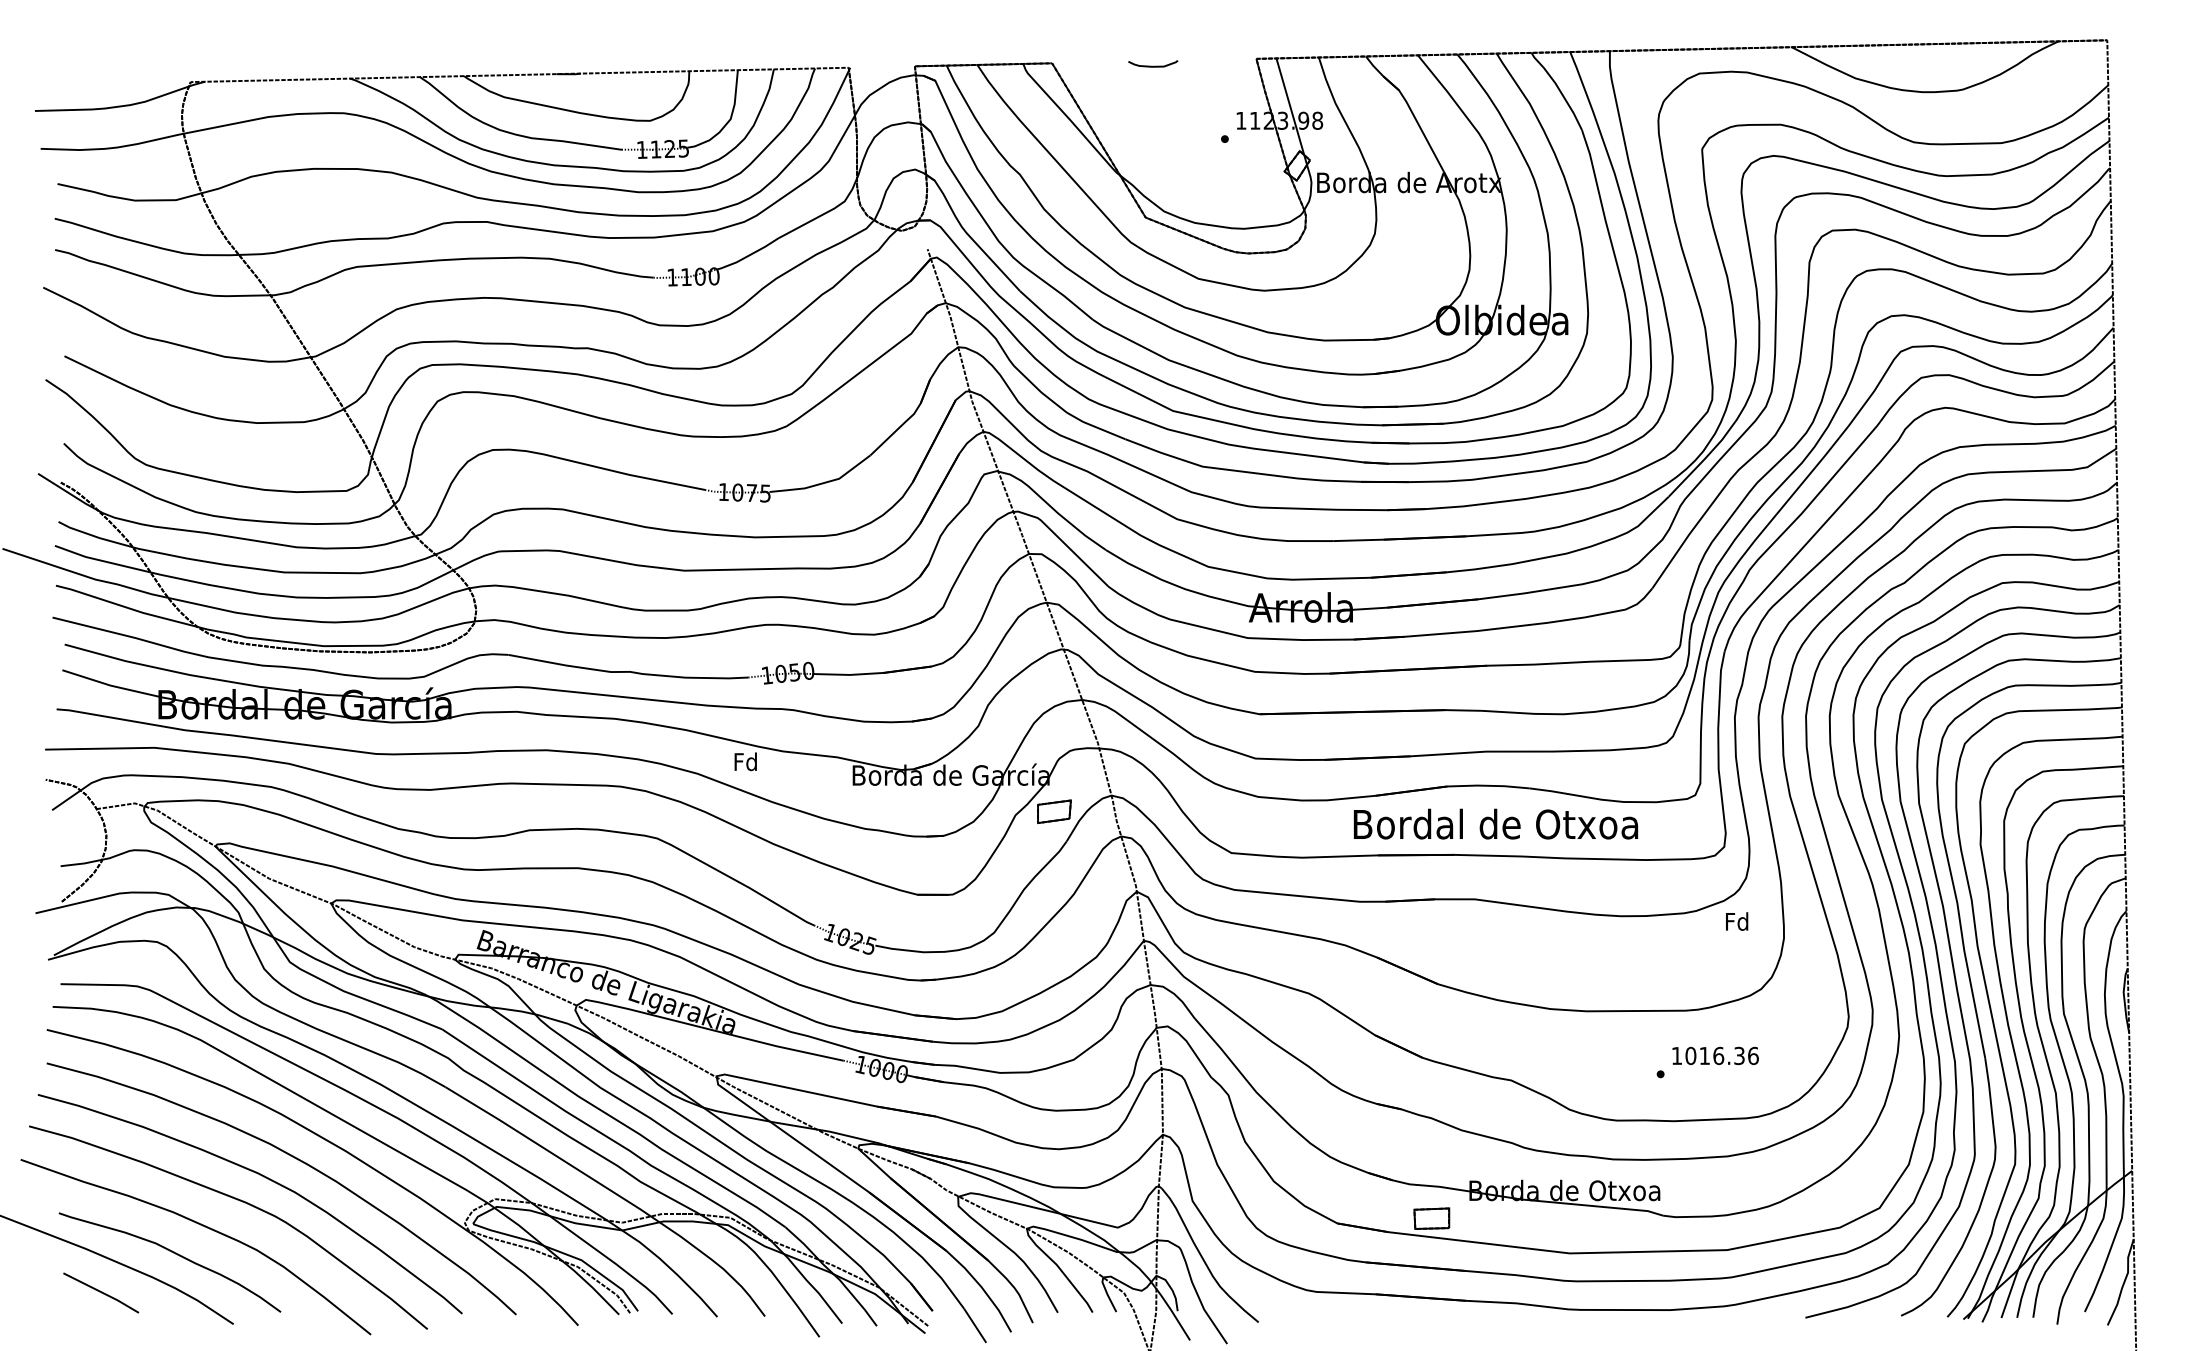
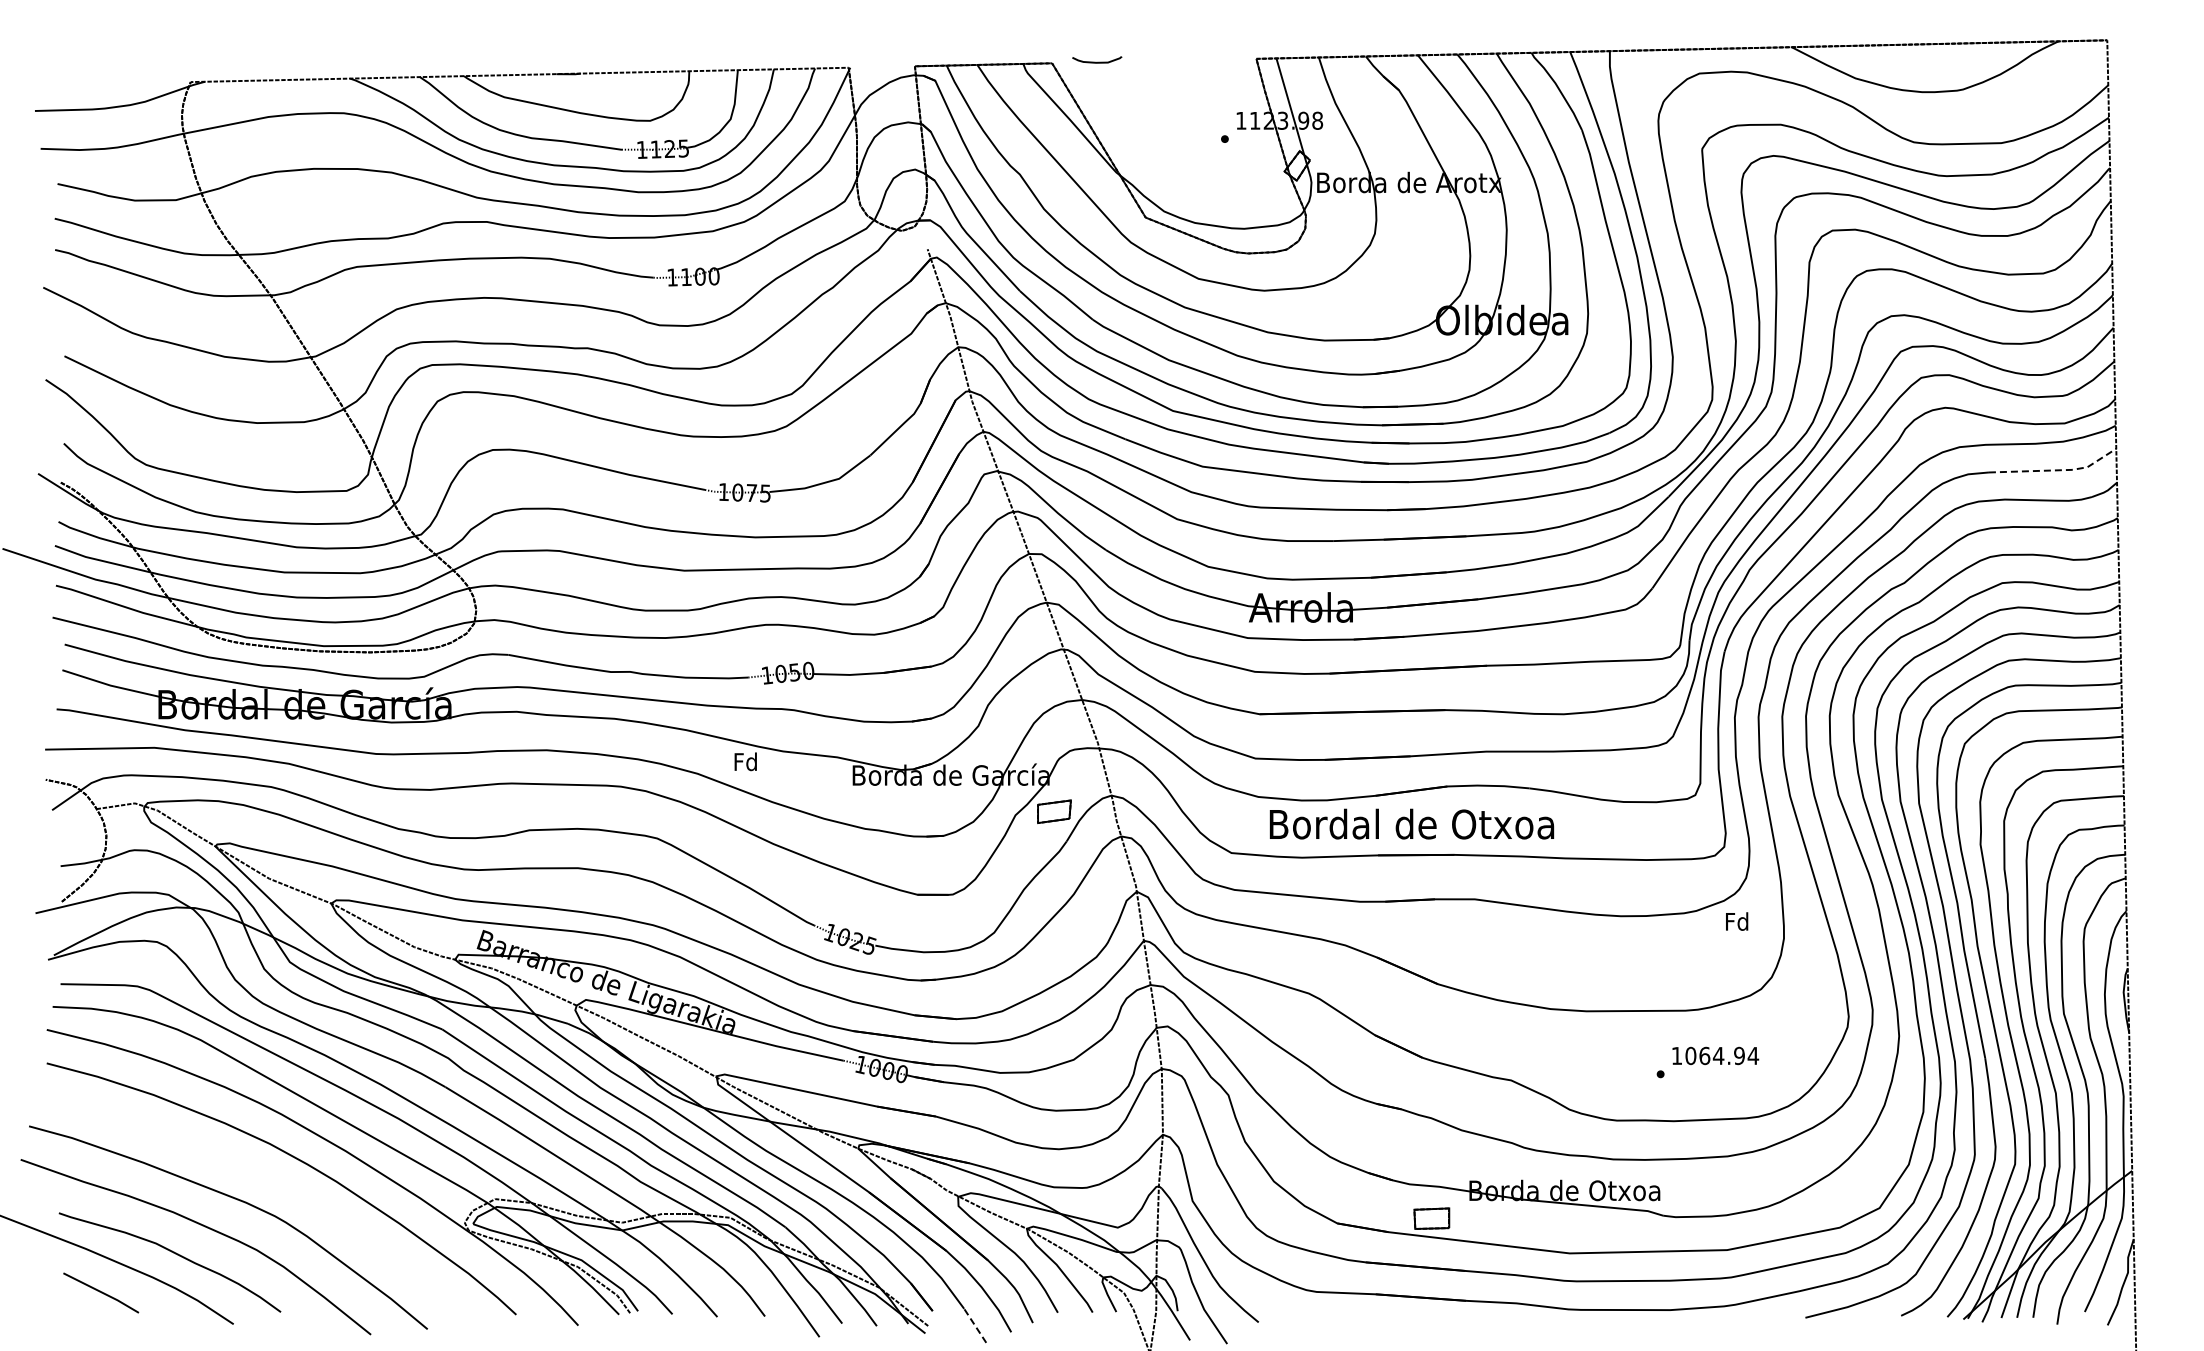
curve position: (1153, 65) -> (1097, 61) (1097, 61)
line: solid -> dashed (2057, 470)
text position: (1495, 823) -> (1411, 823) (1411, 823)
text: 1016.36 -> 1064.94 (1729, 1055)
curve: present -> none (263, 1177)
line: solid -> dashed (974, 1325)
